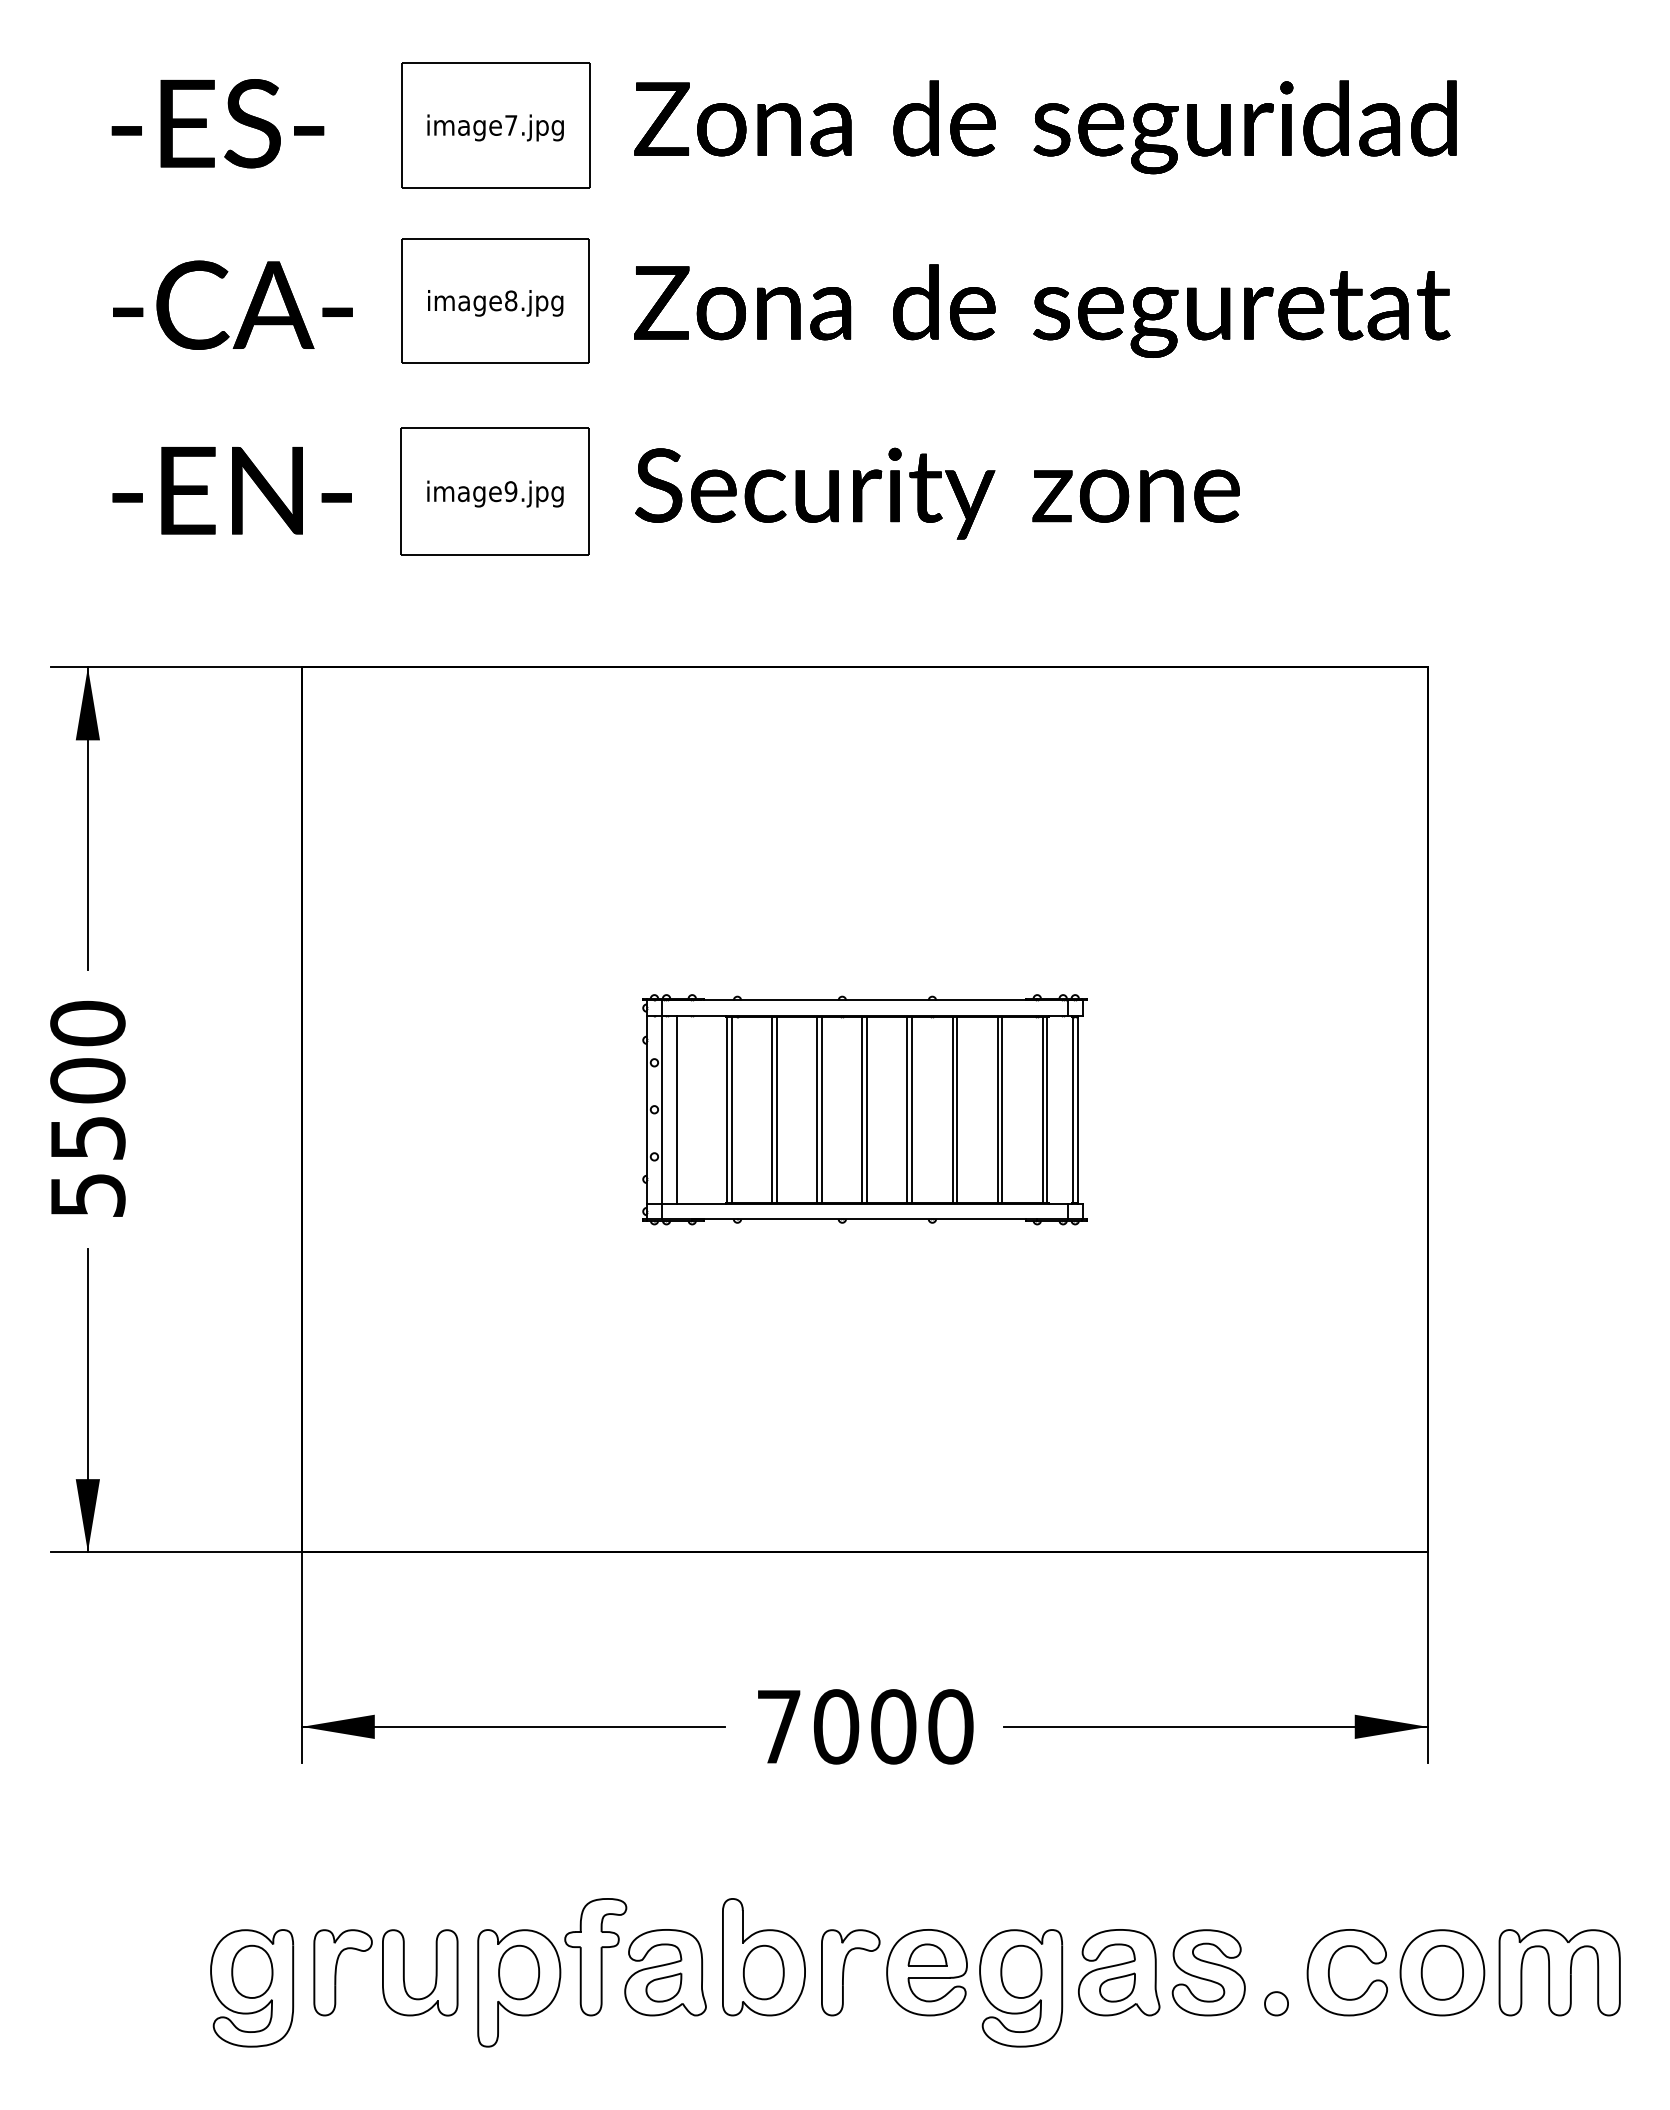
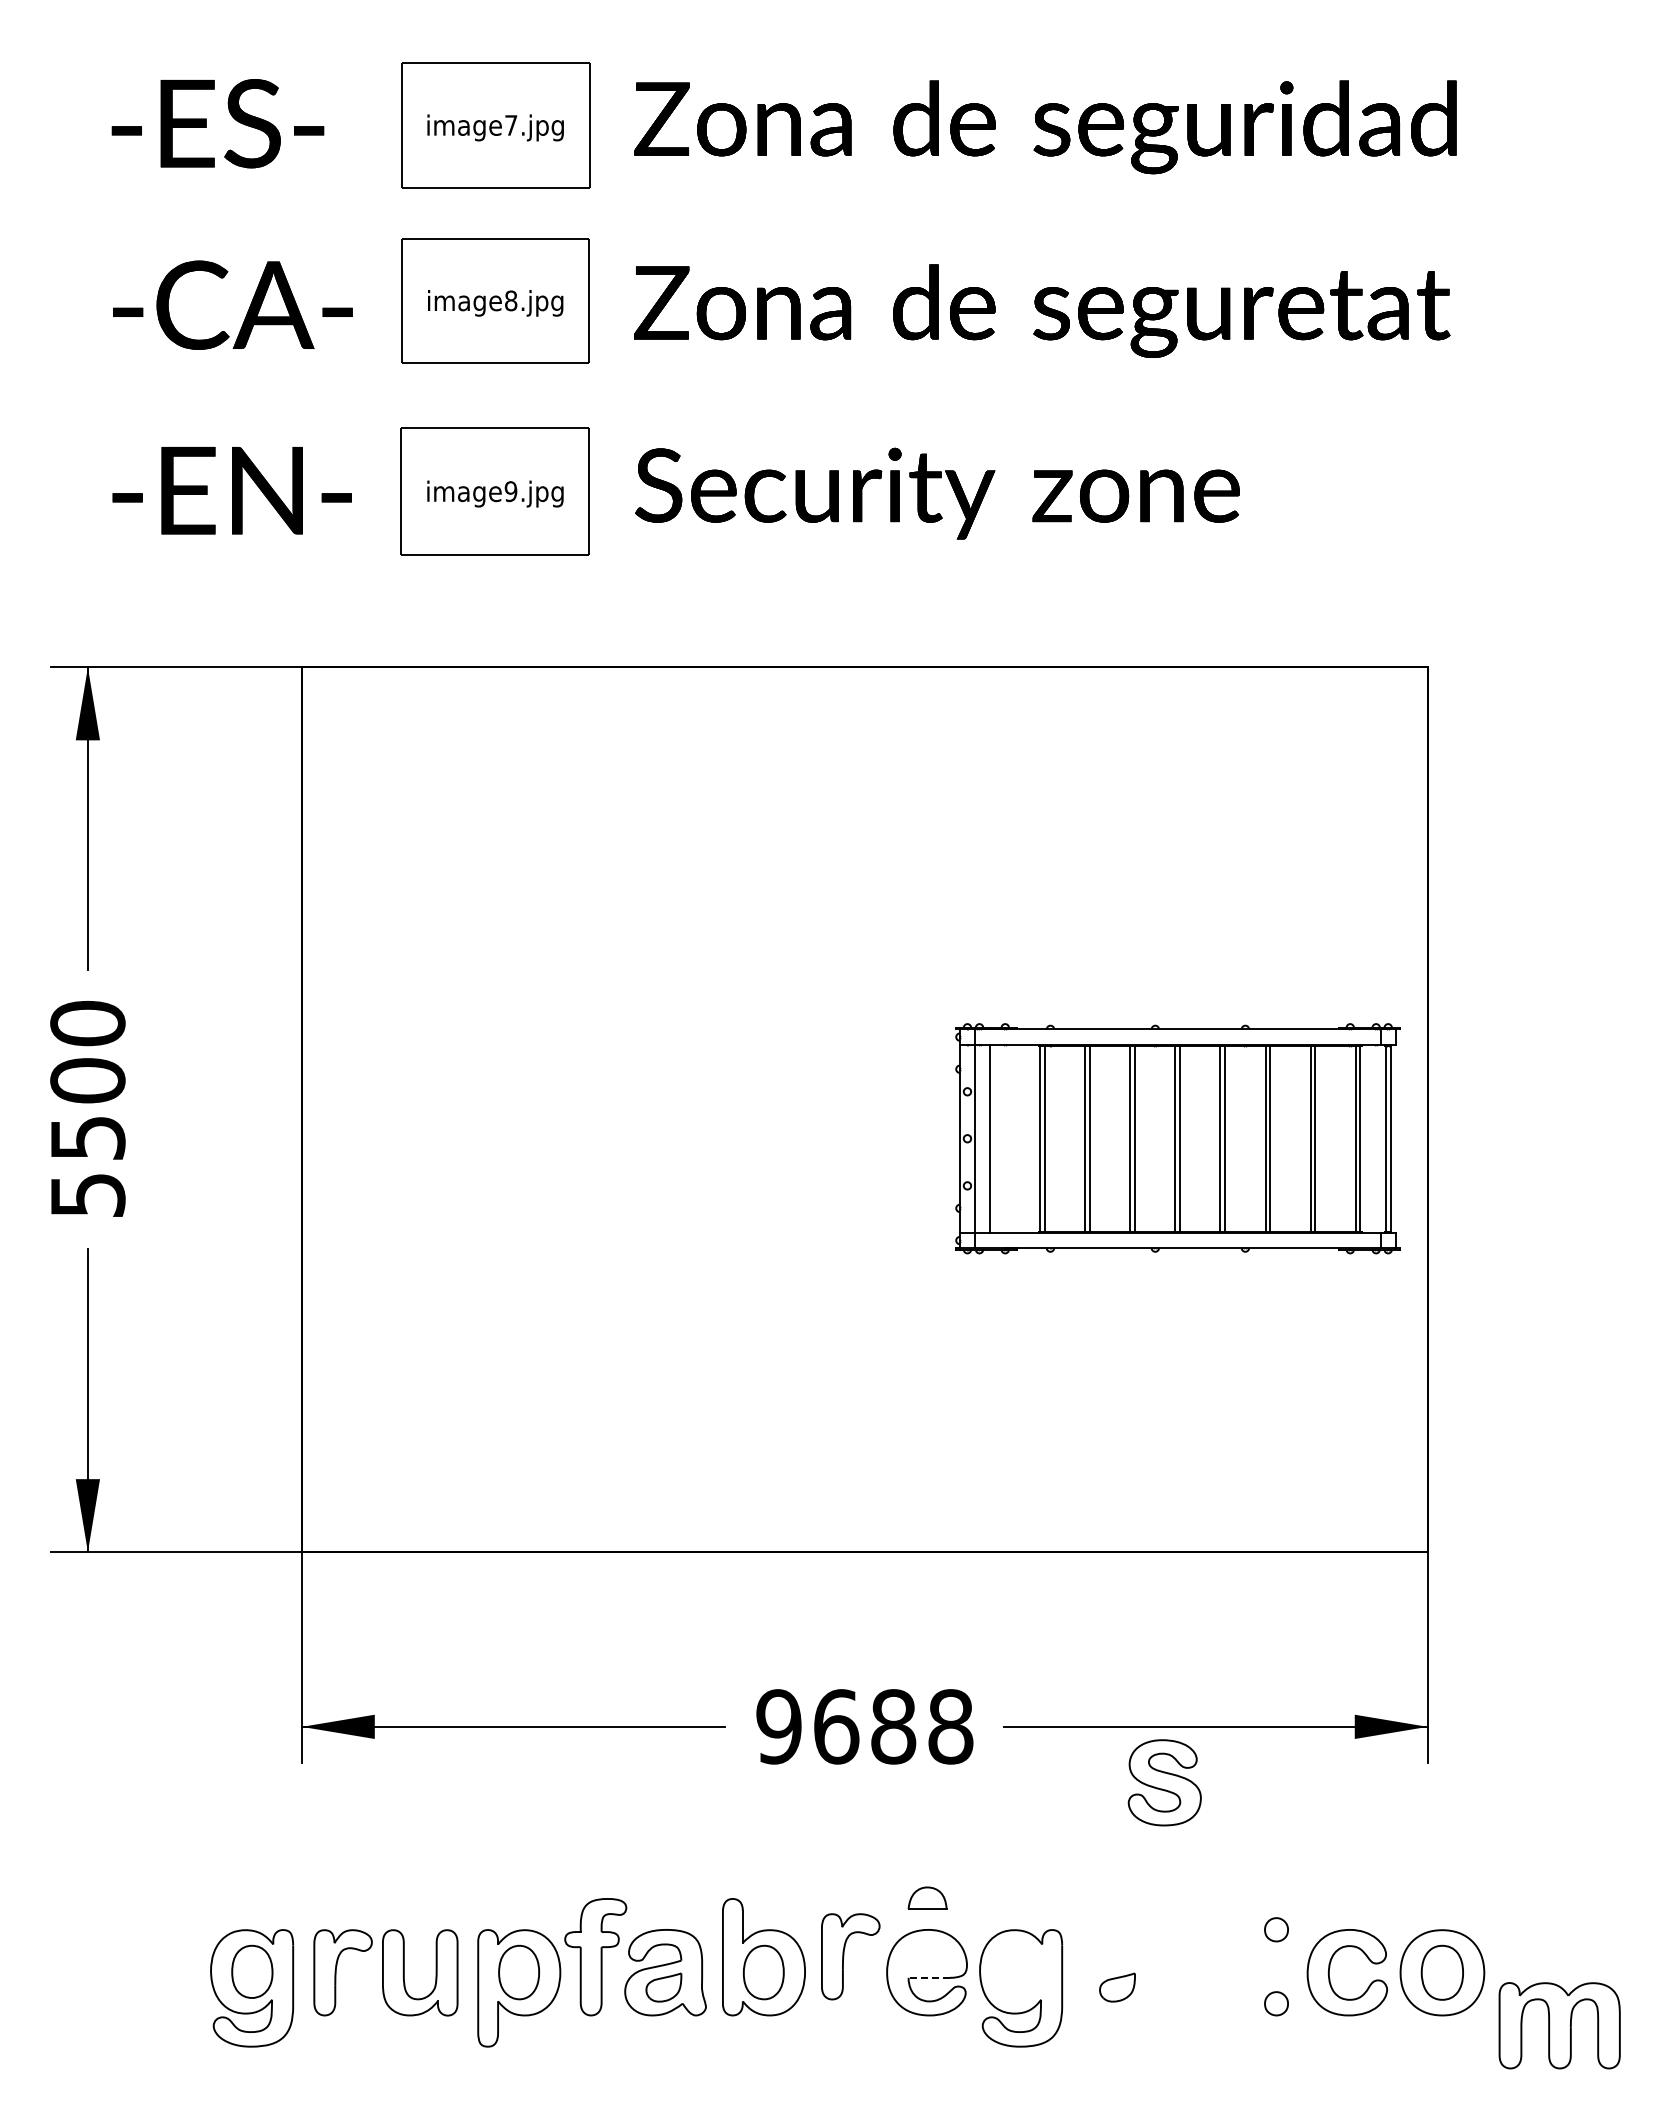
part position: (864, 1109) -> (1177, 1138) (1177, 1138)
text: 7000 -> 9688 (864, 1726)
part: none -> present (1276, 1929)
part position: (927, 1954) -> (927, 1897) (927, 1897)
part: present -> none (1021, 1971)
part position: (850, 1972) -> (850, 1956) (850, 1956)
part: present -> none (1119, 1972)
part position: (1208, 1972) -> (1164, 1782) (1164, 1782)
part position: (1559, 1972) -> (1559, 2025) (1559, 2025)
line: solid -> dashed (929, 1977)
